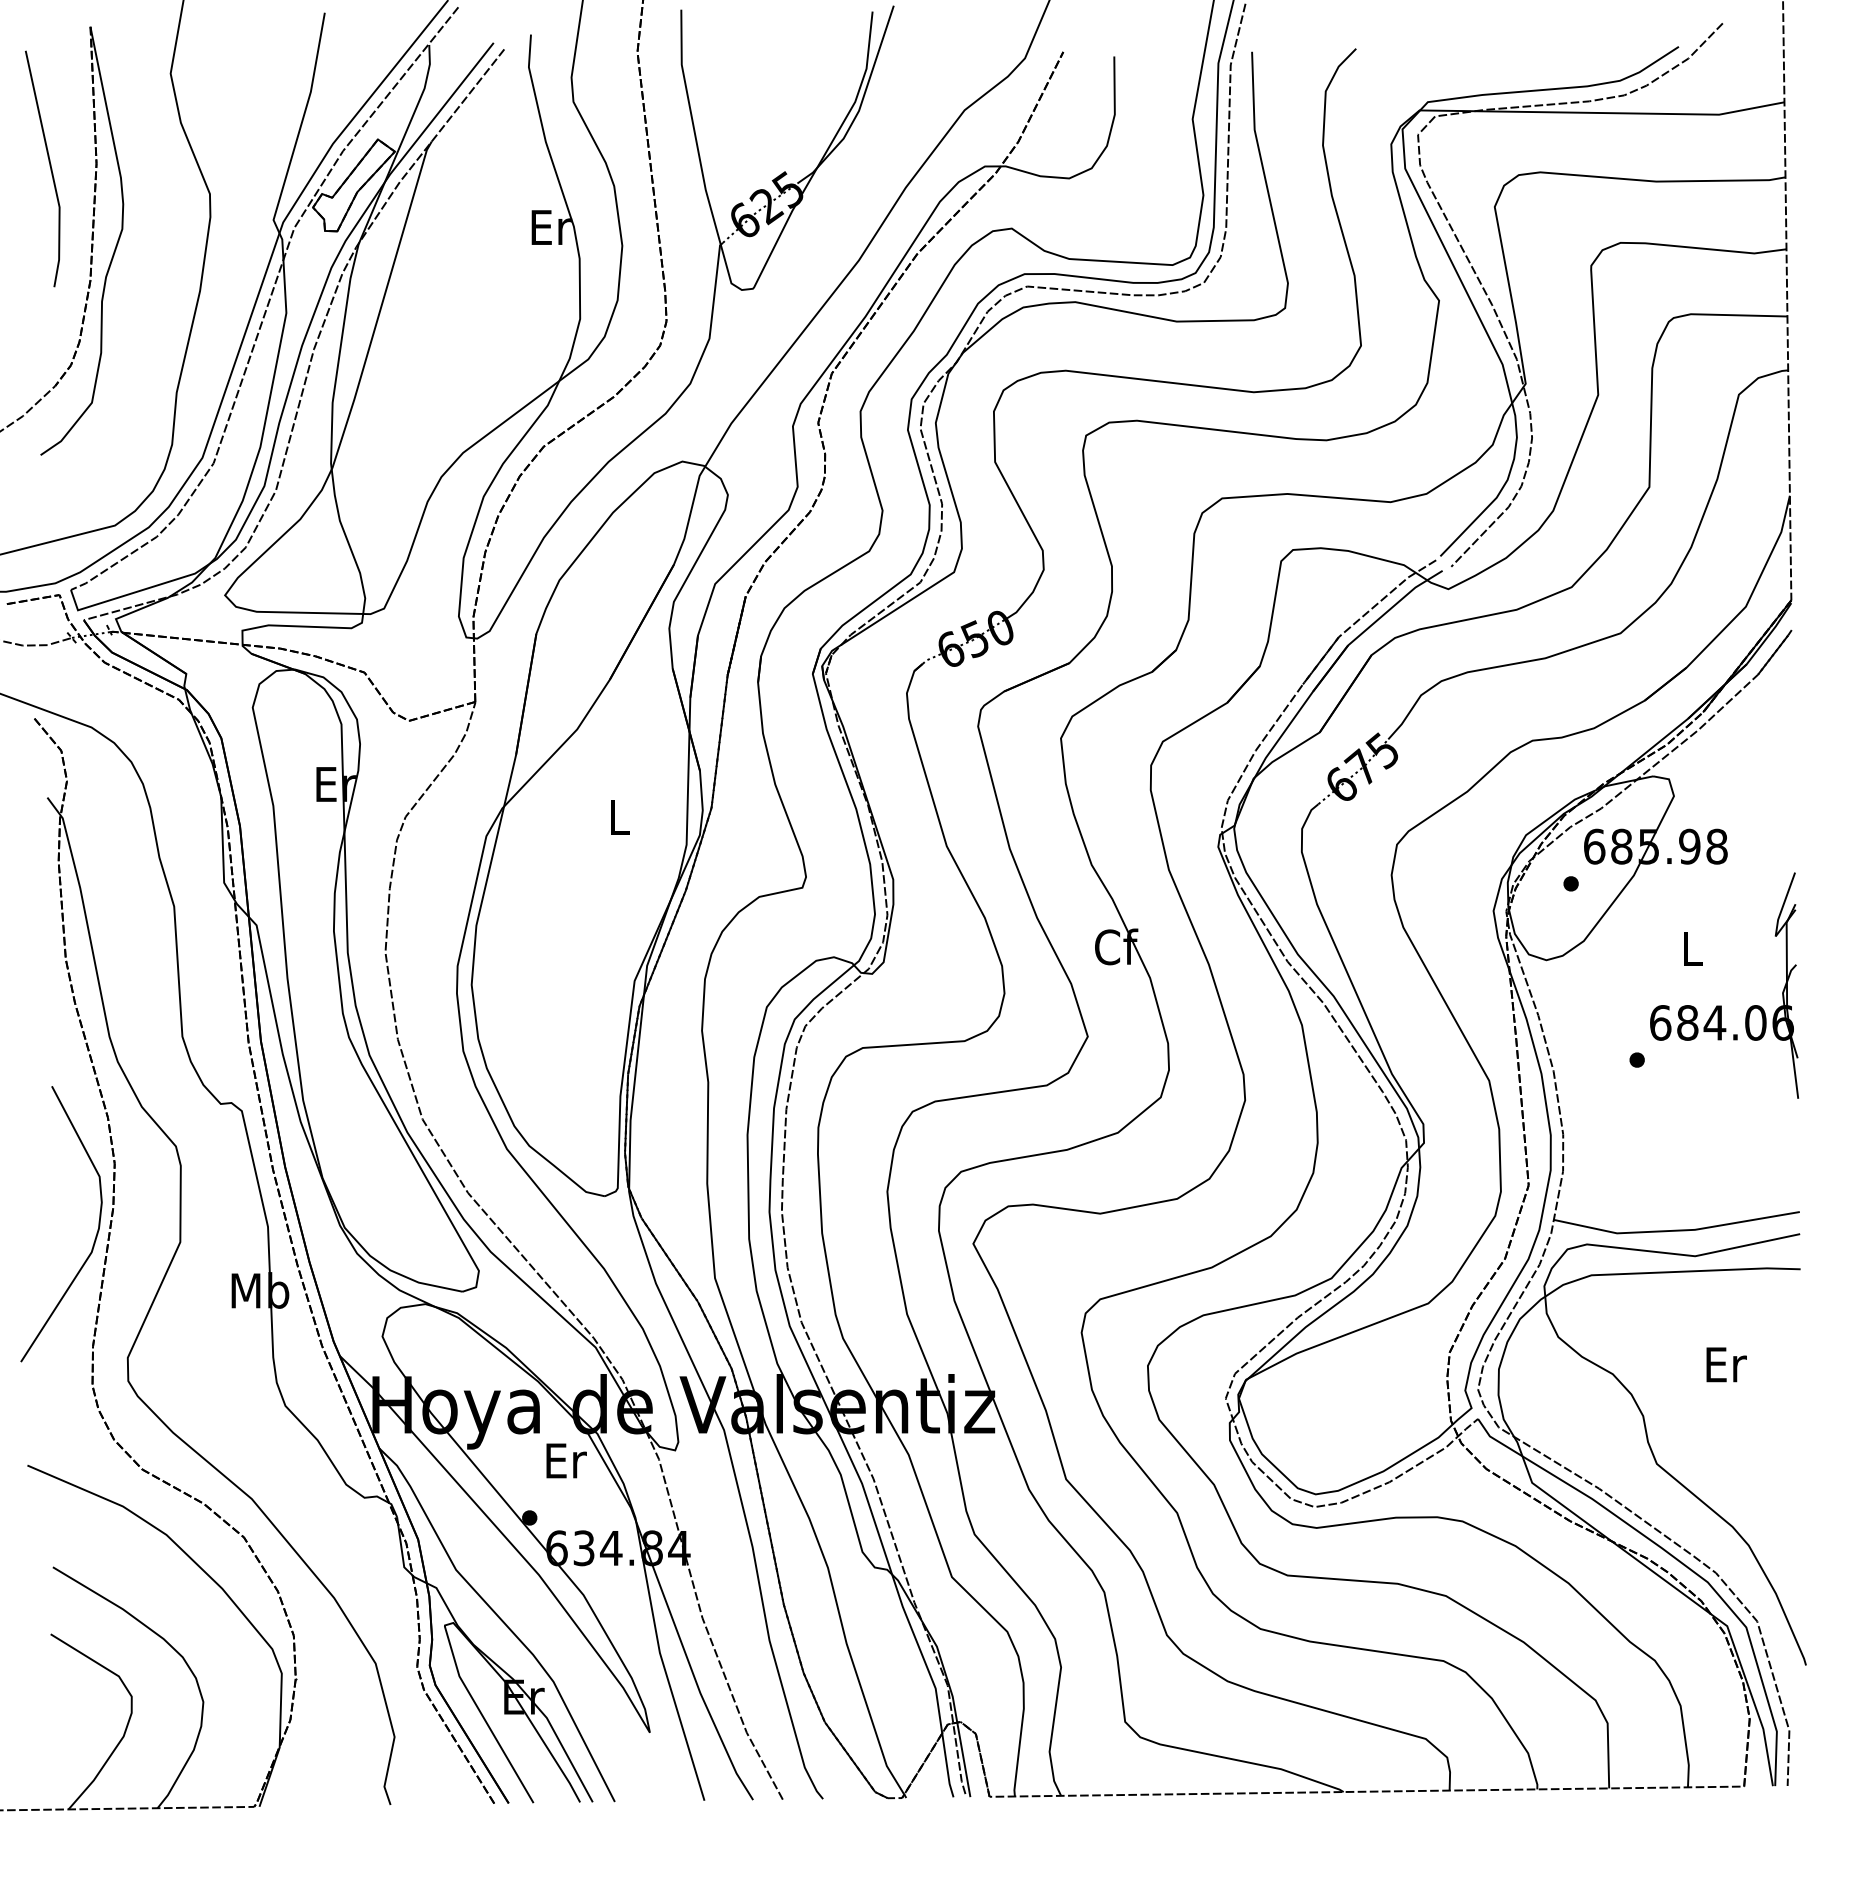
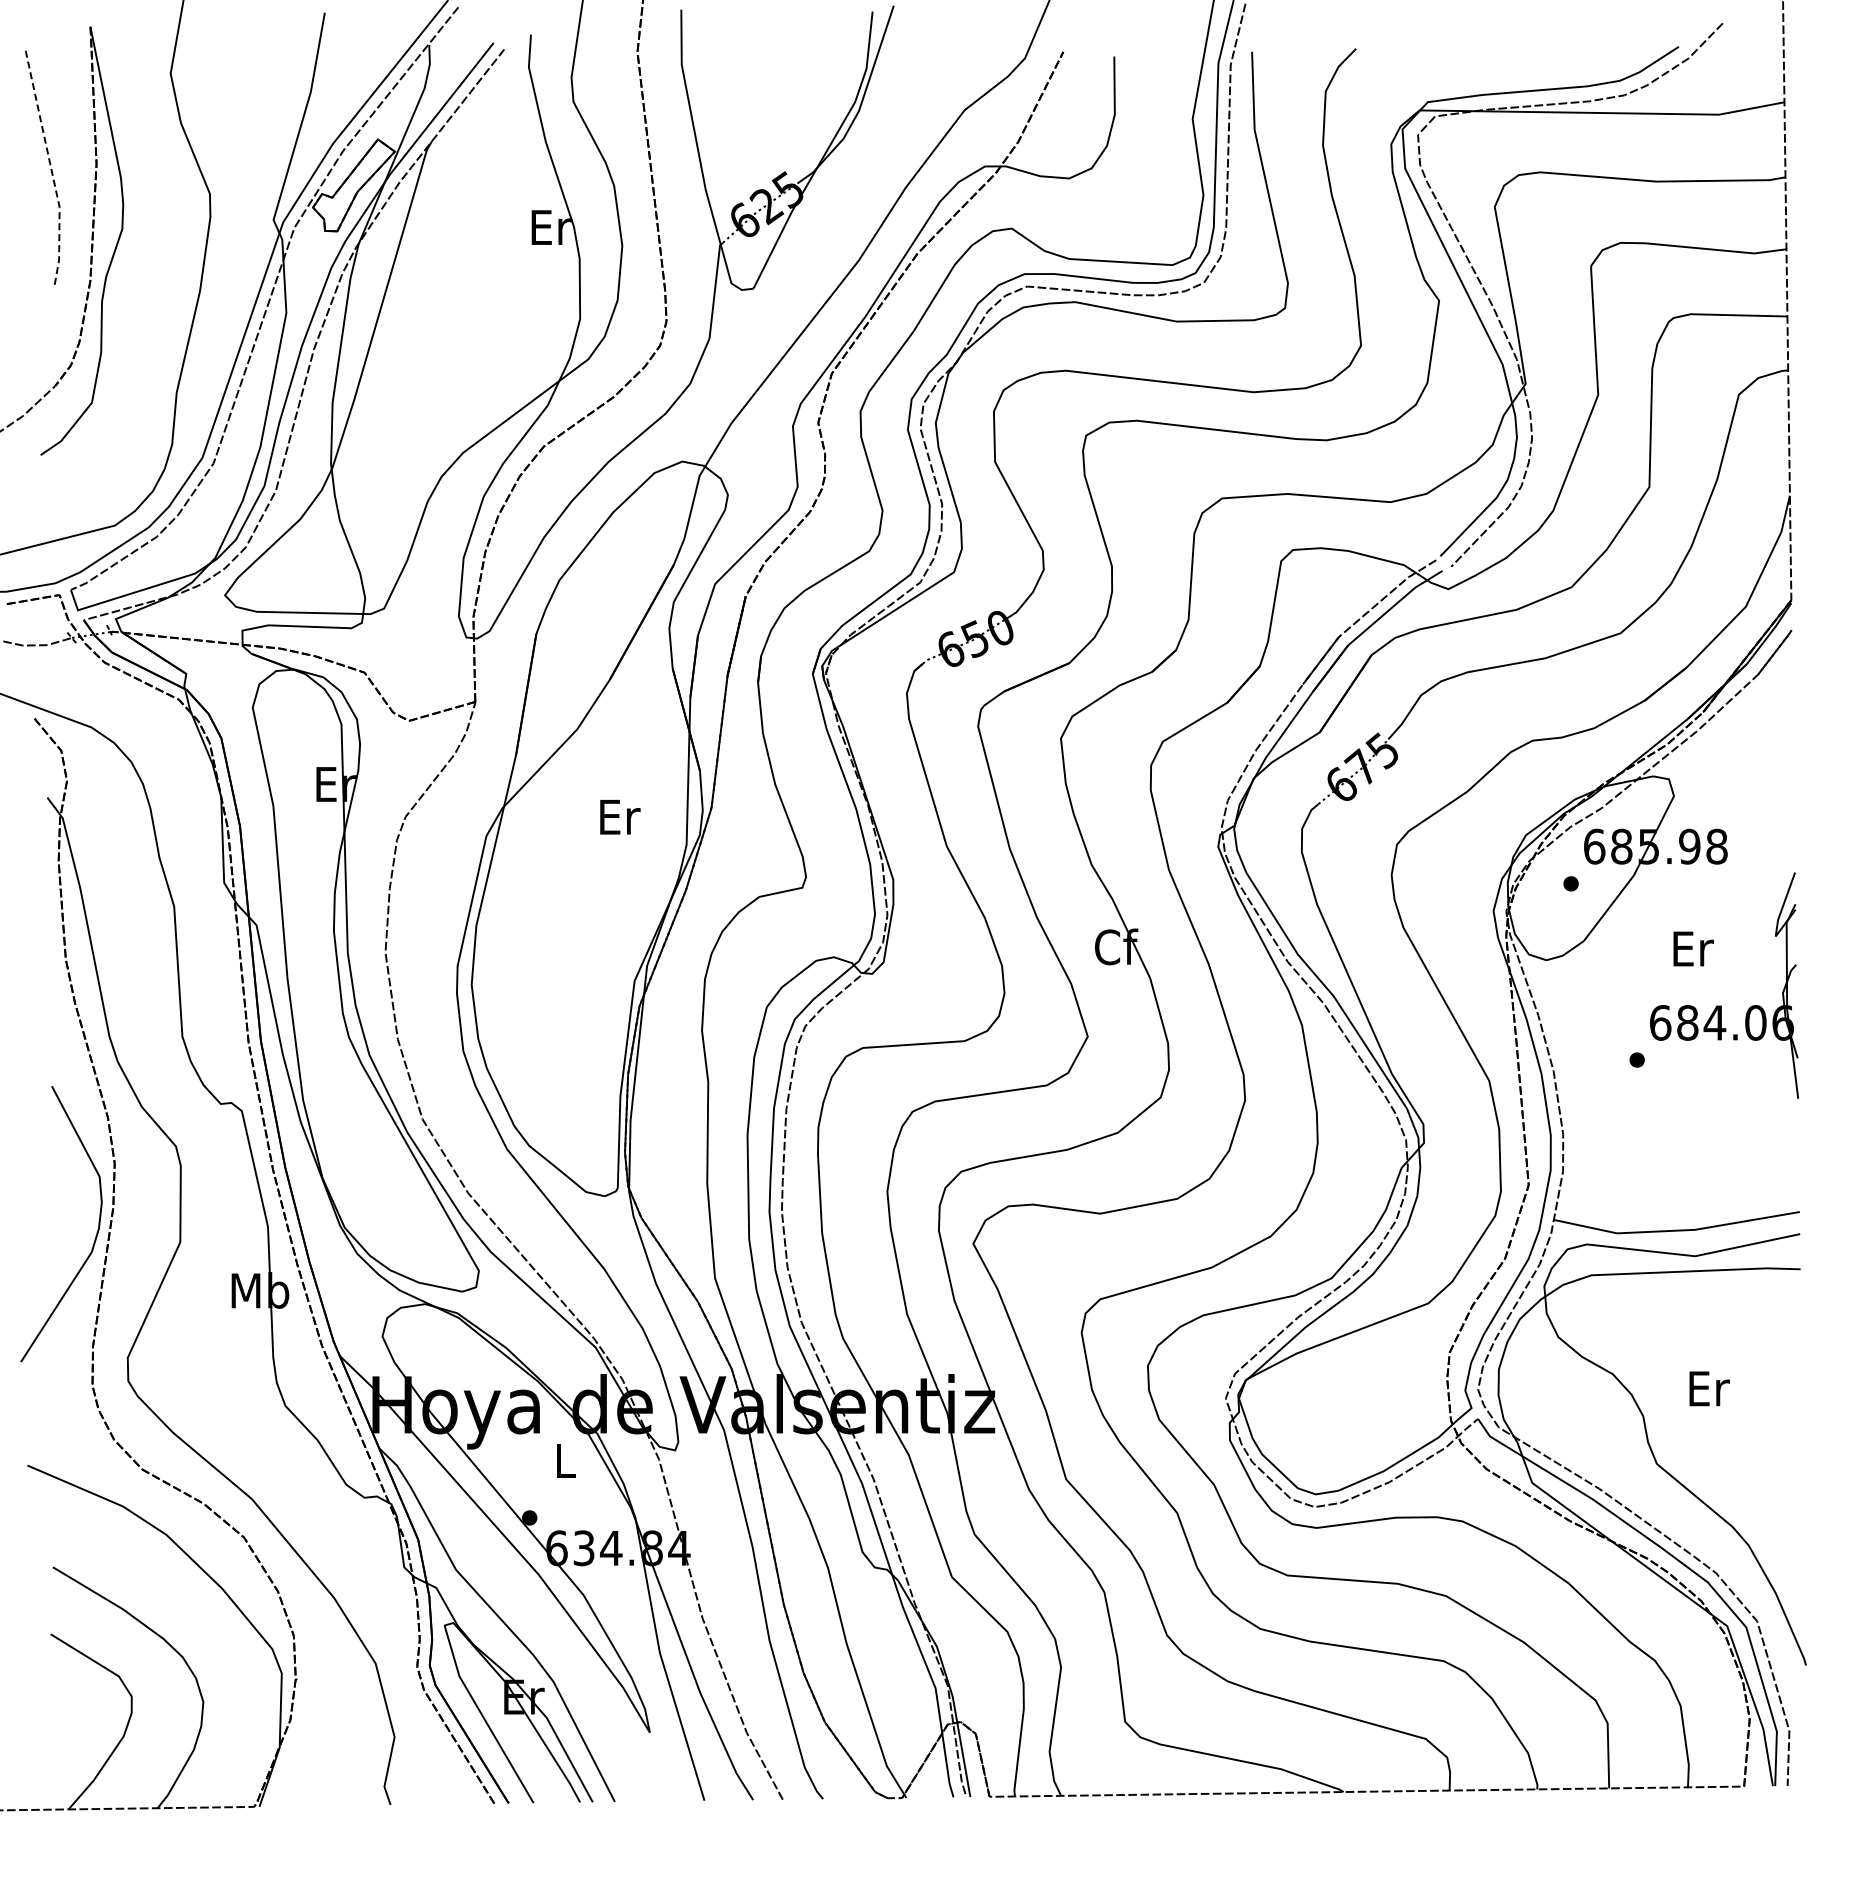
line: solid -> dashed (51, 169)
text: L -> Er (620, 816)
text: L -> Er (1693, 948)
text position: (1726, 1364) -> (1709, 1388) (1709, 1388)
text: Er -> L (566, 1460)
